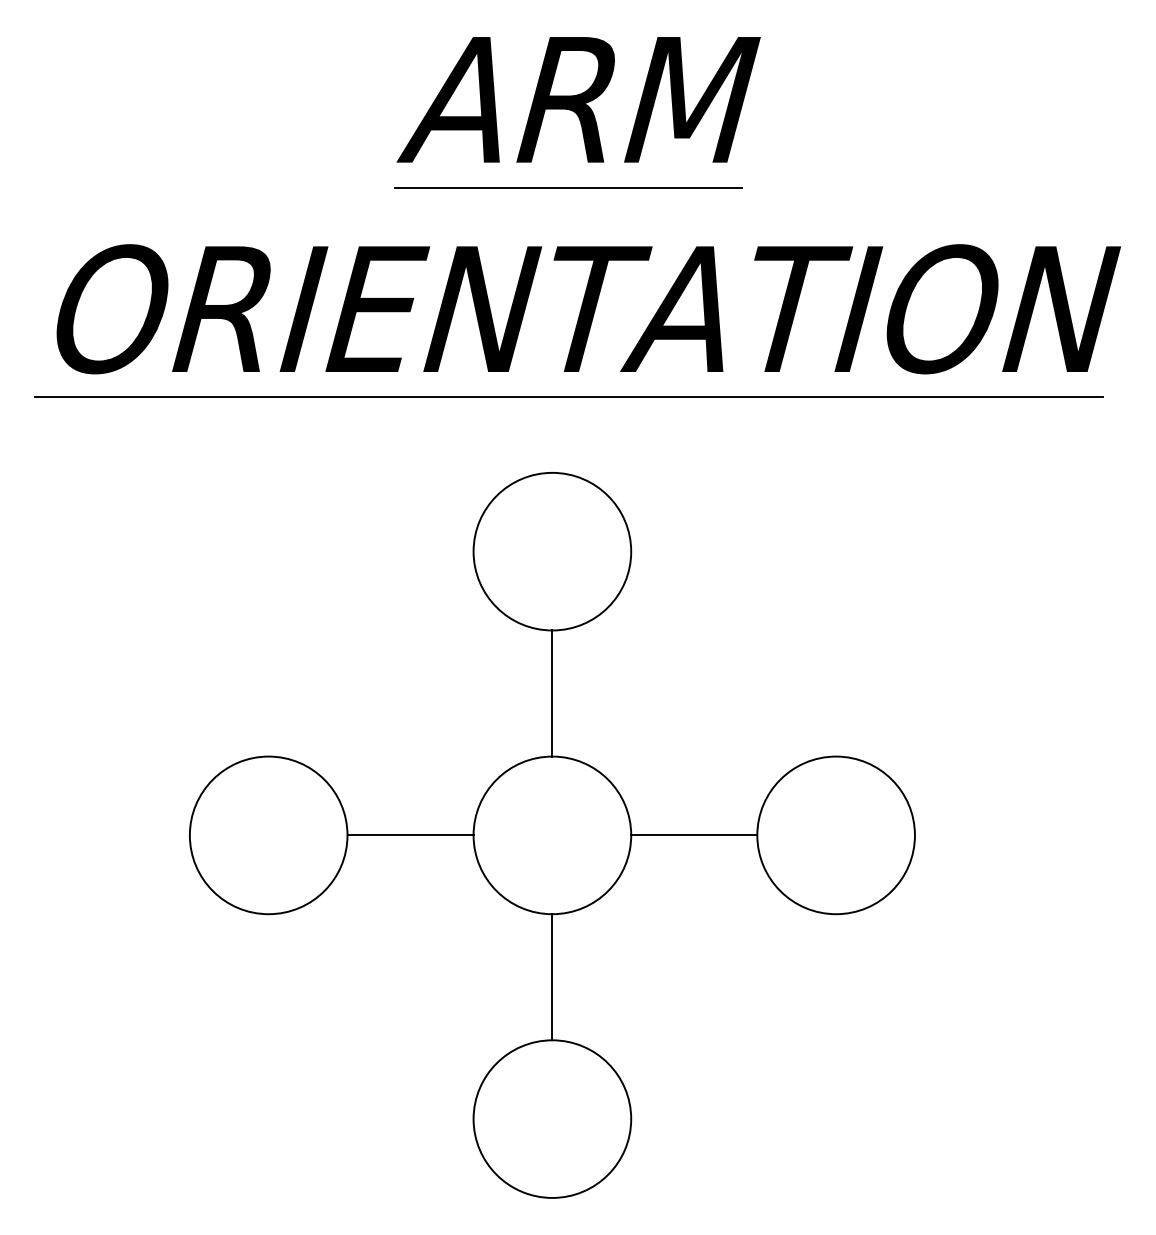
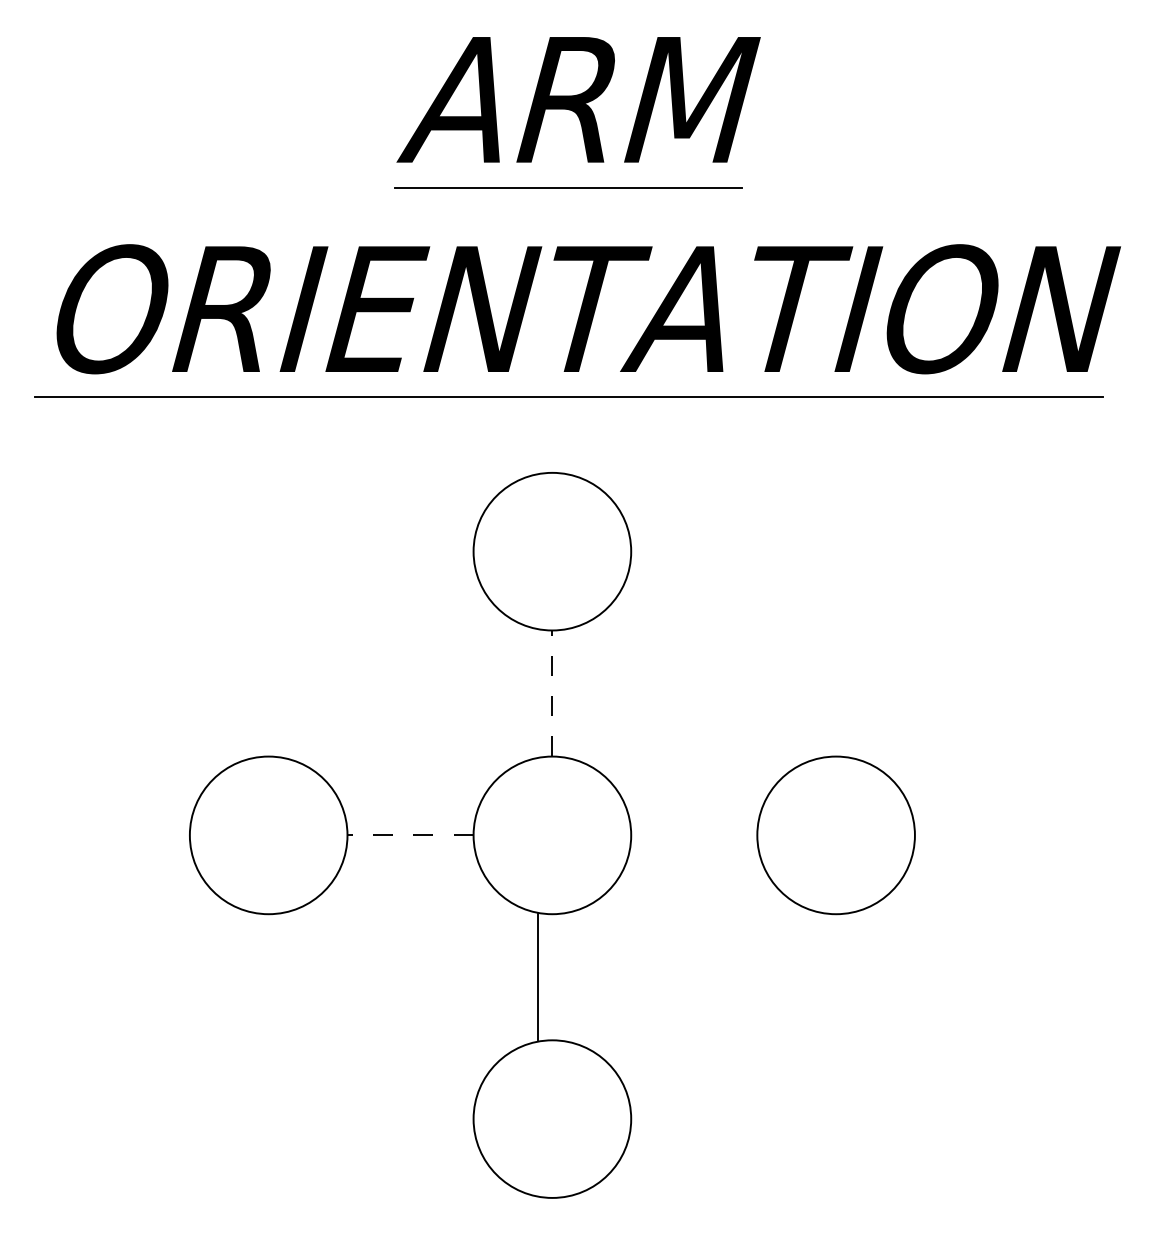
line: solid -> dashed (552, 693)
line: solid -> dashed (410, 835)
line: present -> none (694, 835)
line position: (552, 977) -> (538, 977) (538, 977)
